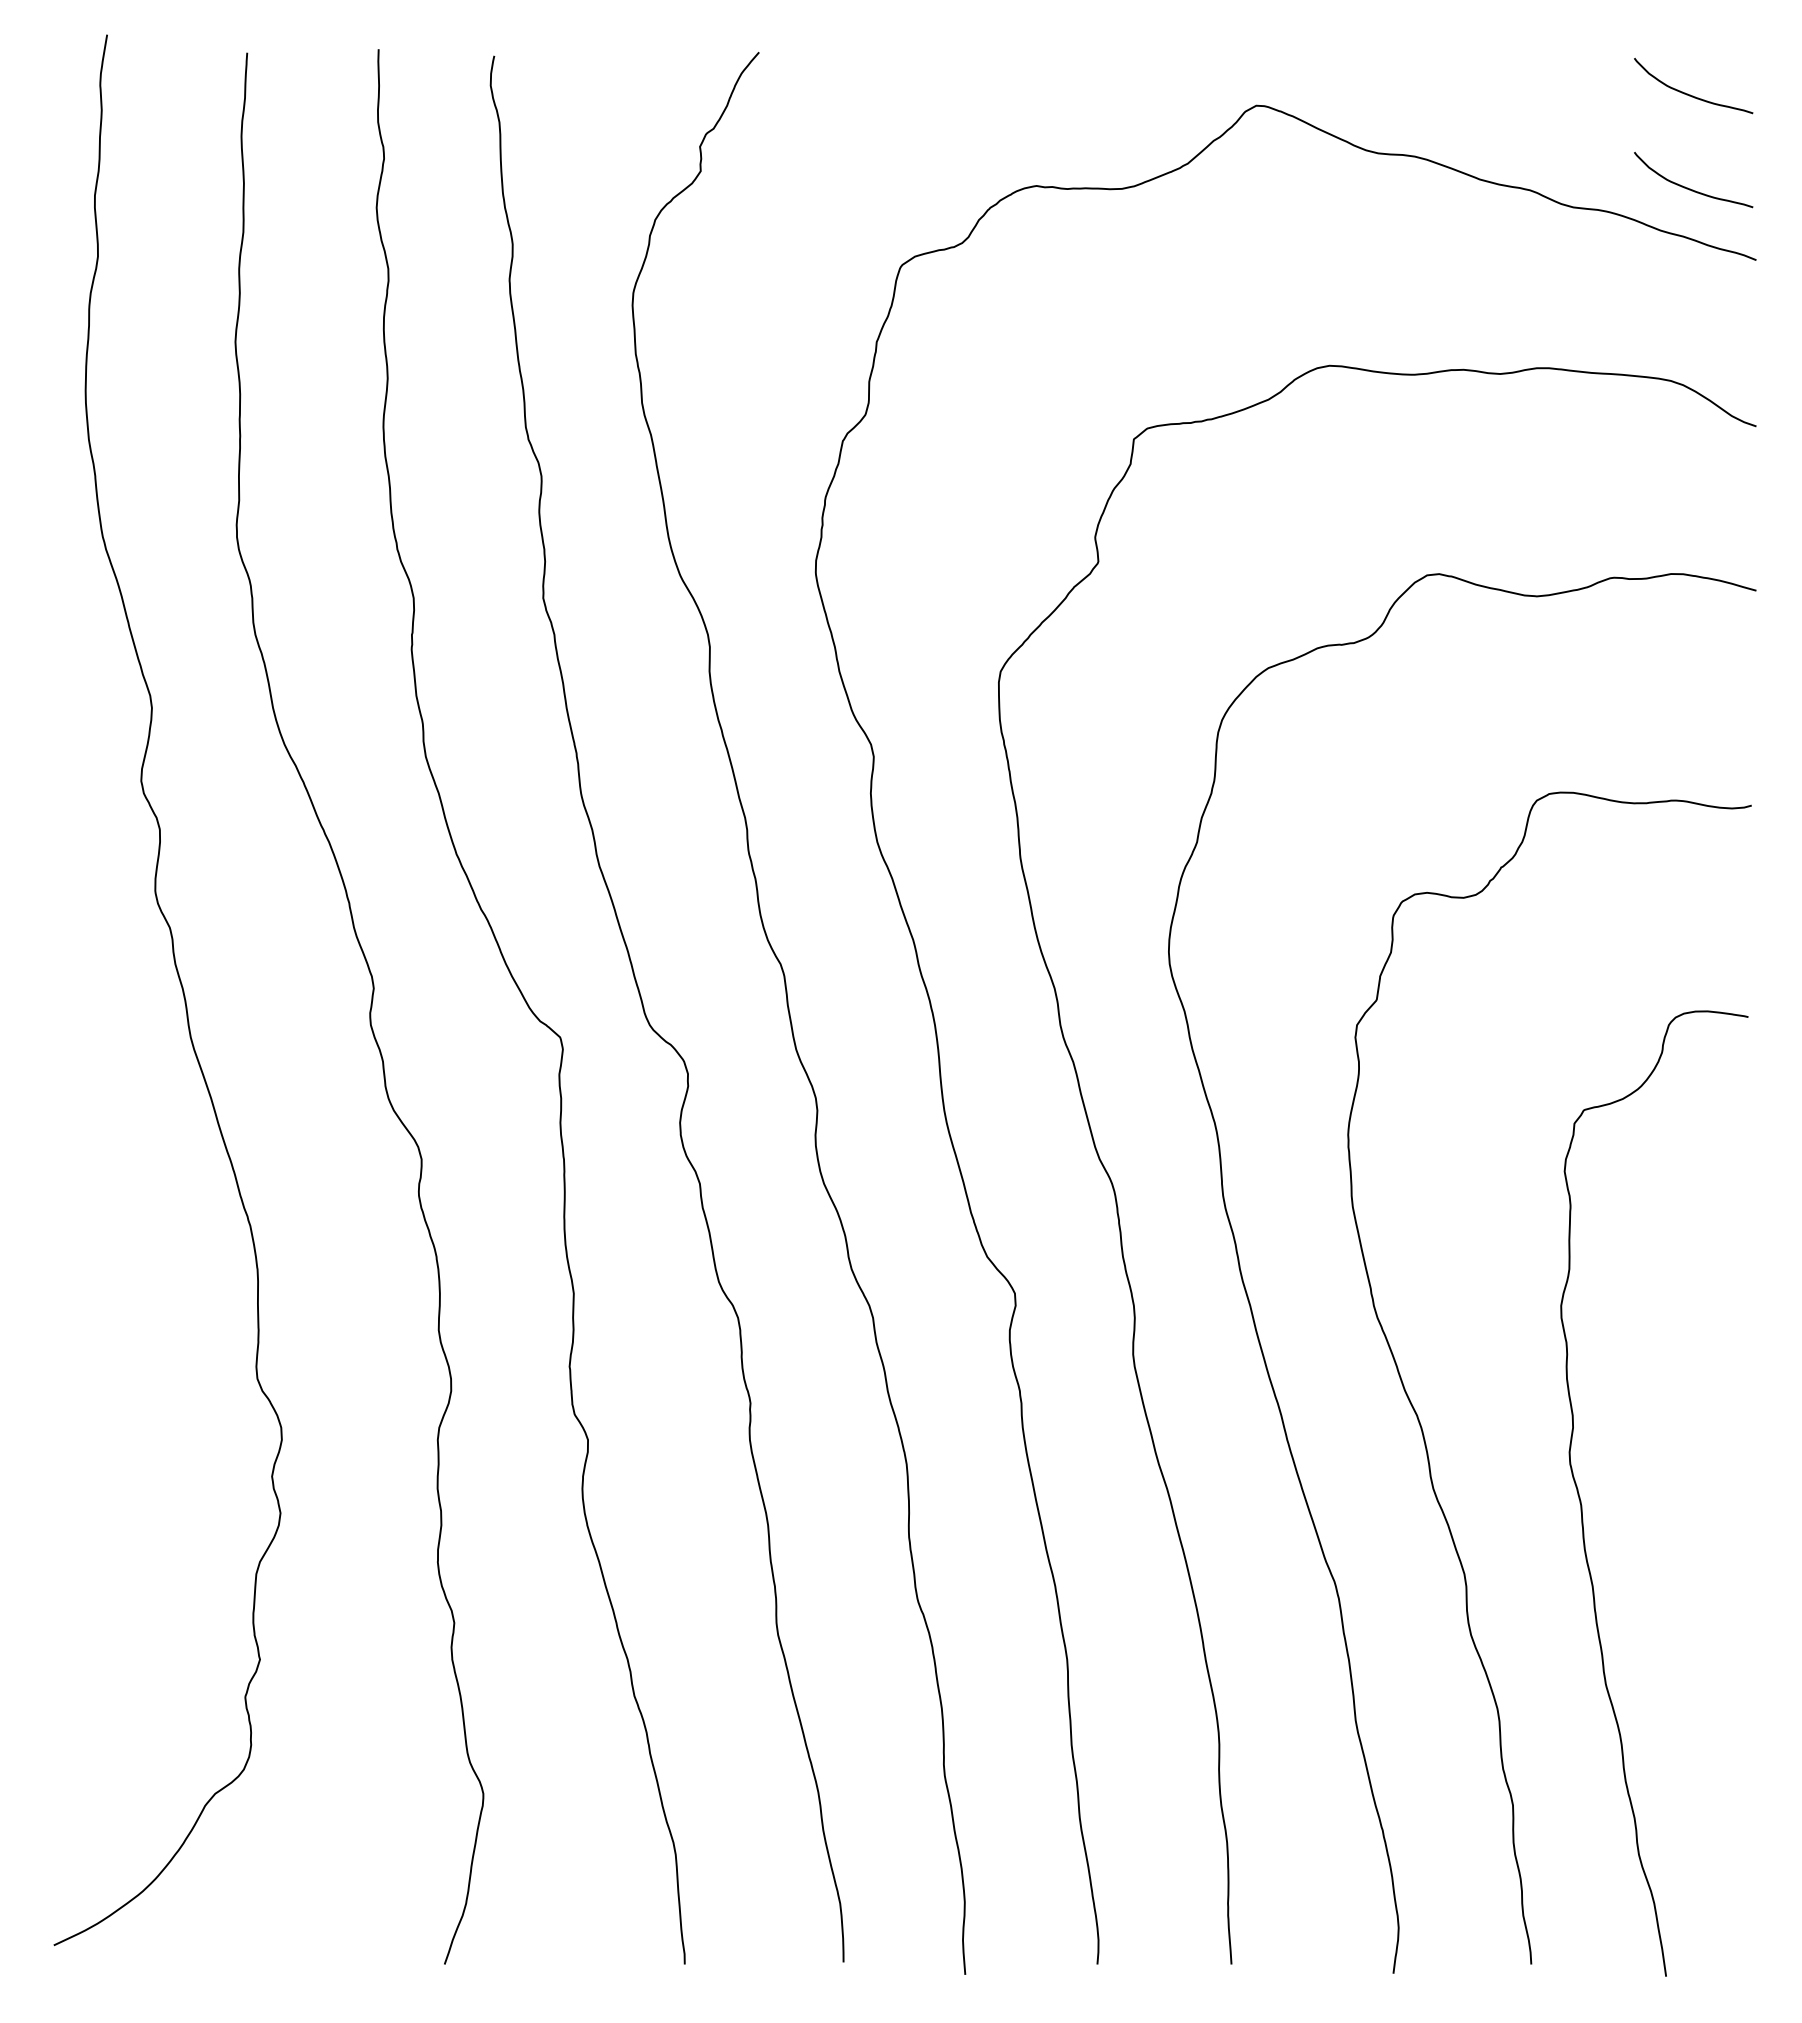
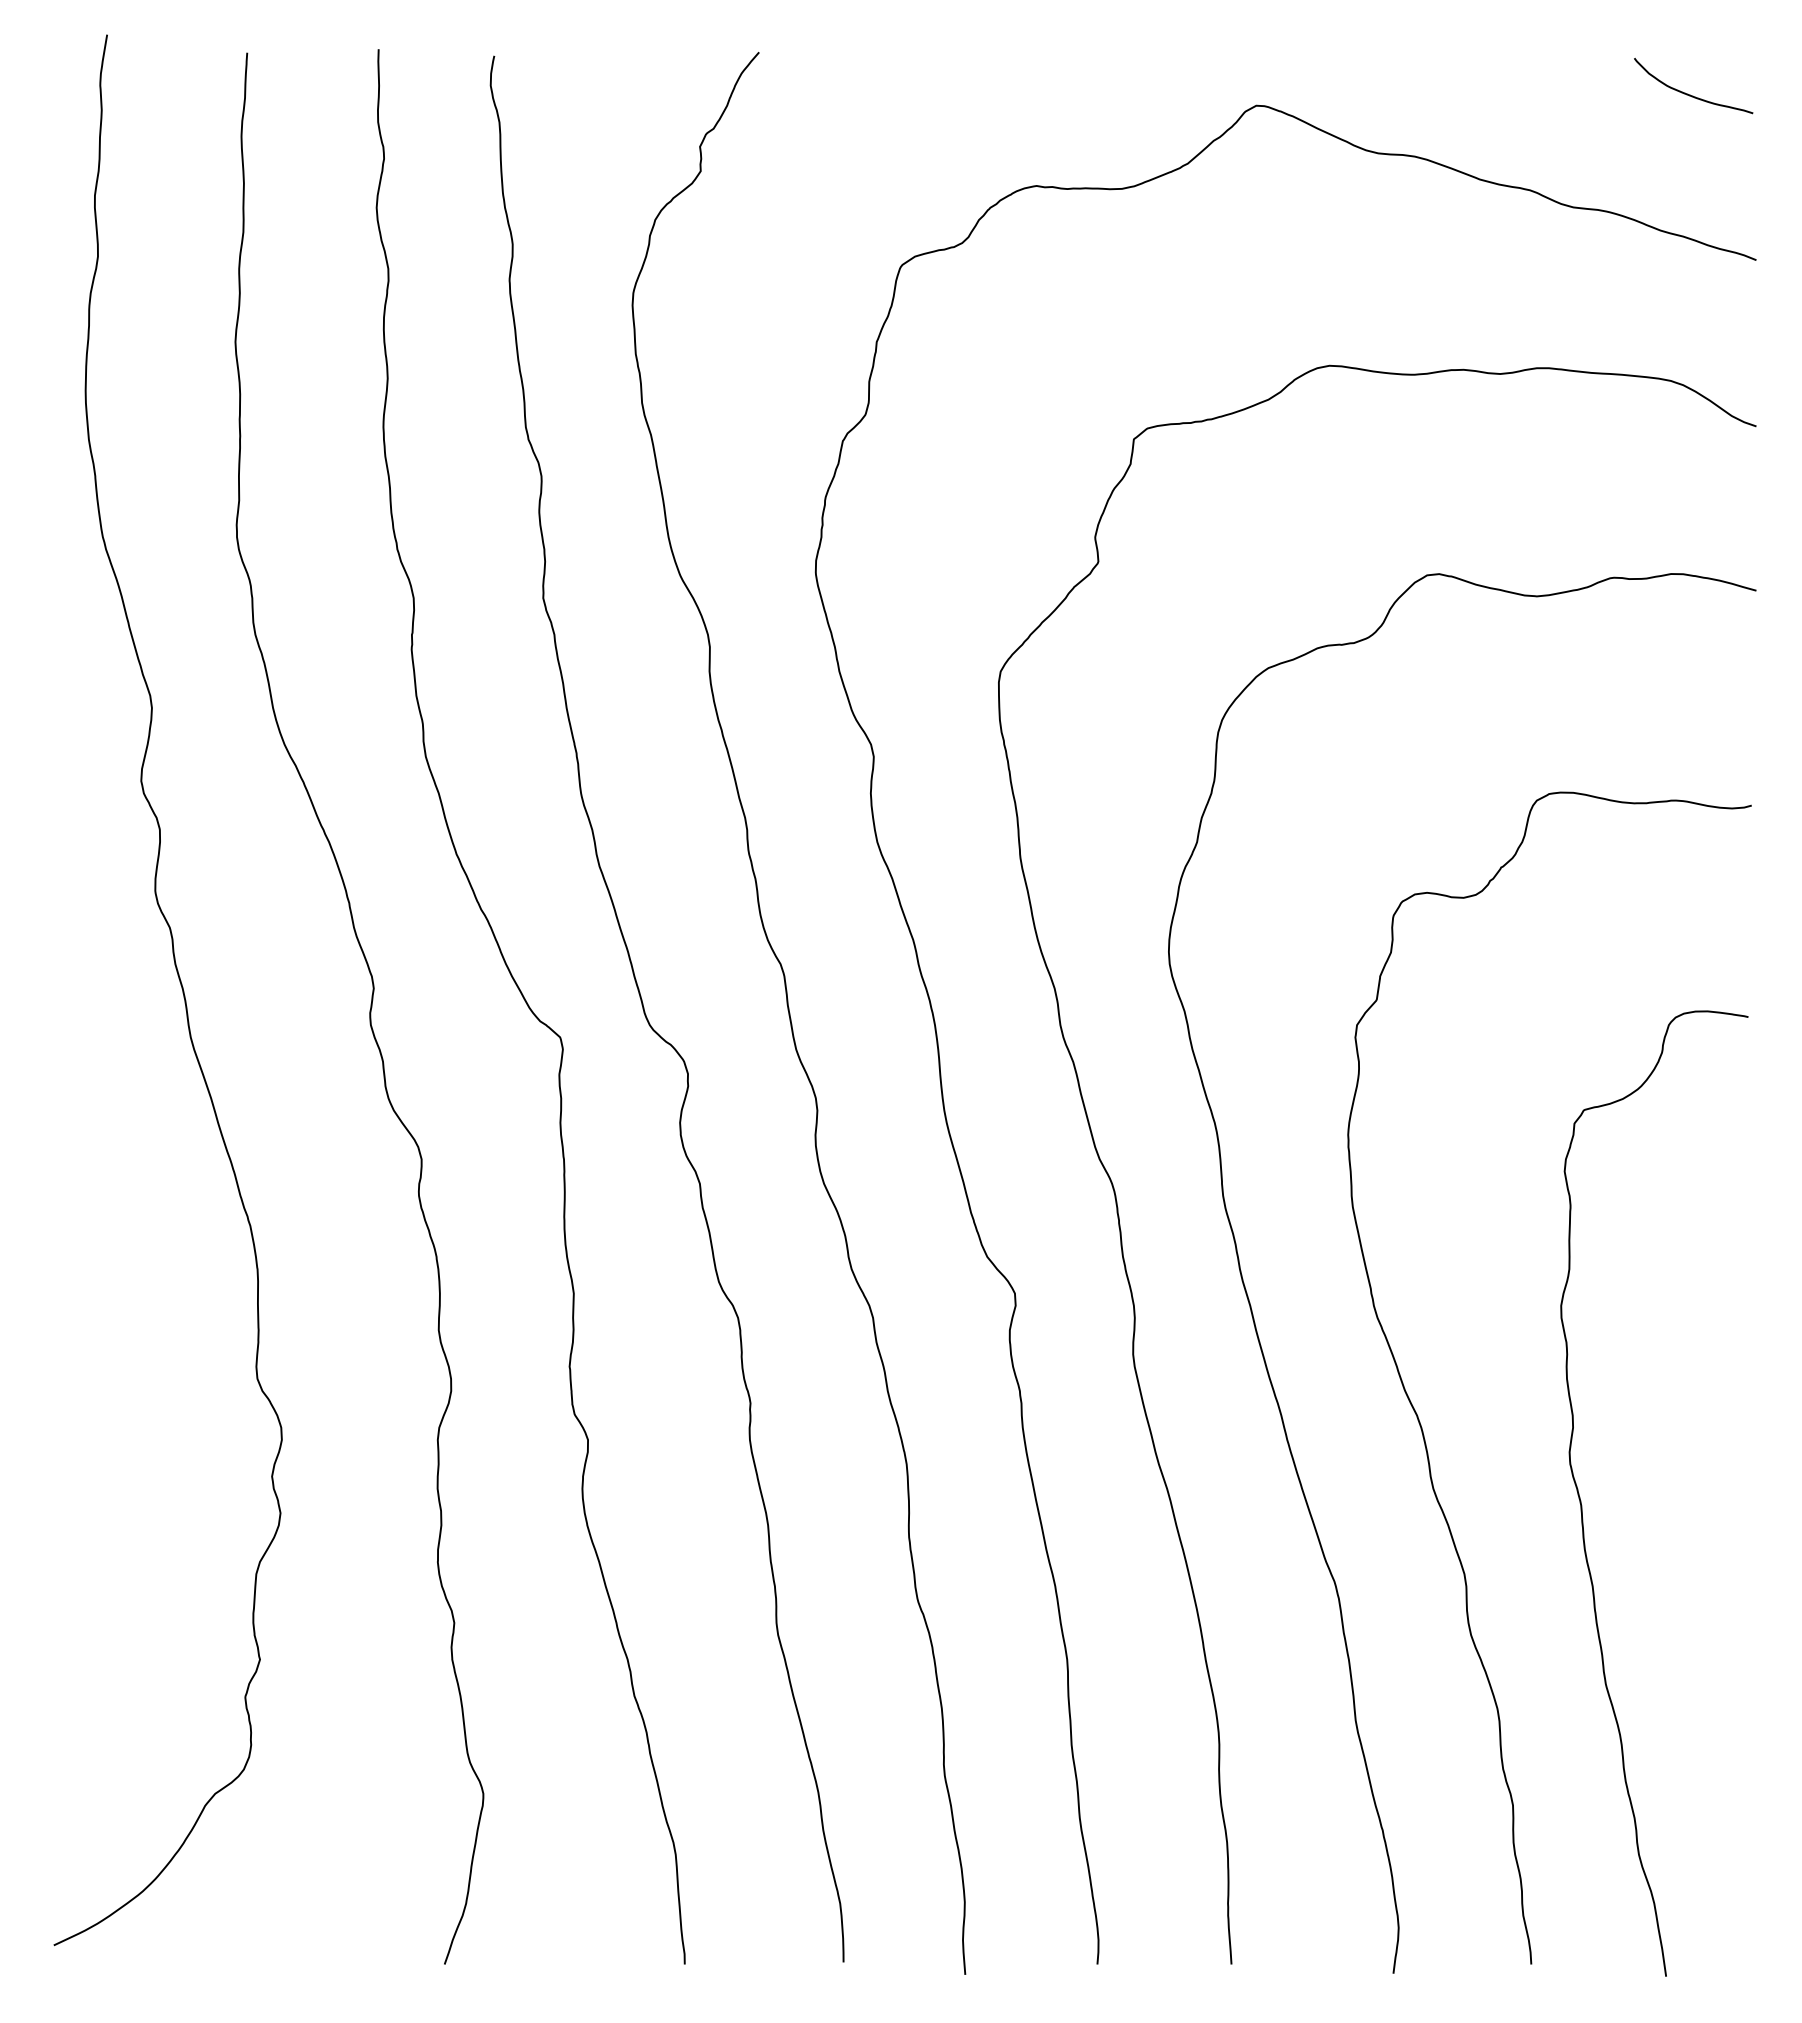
curve: present -> none (1690, 188)
